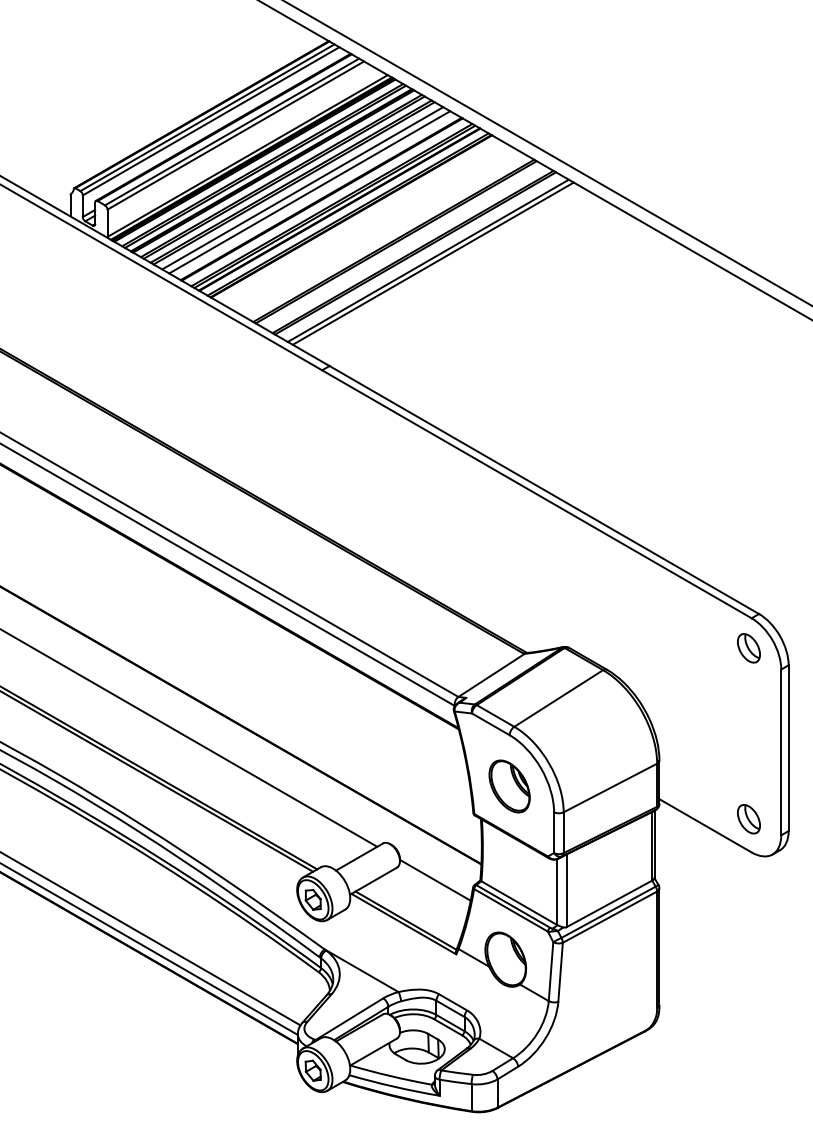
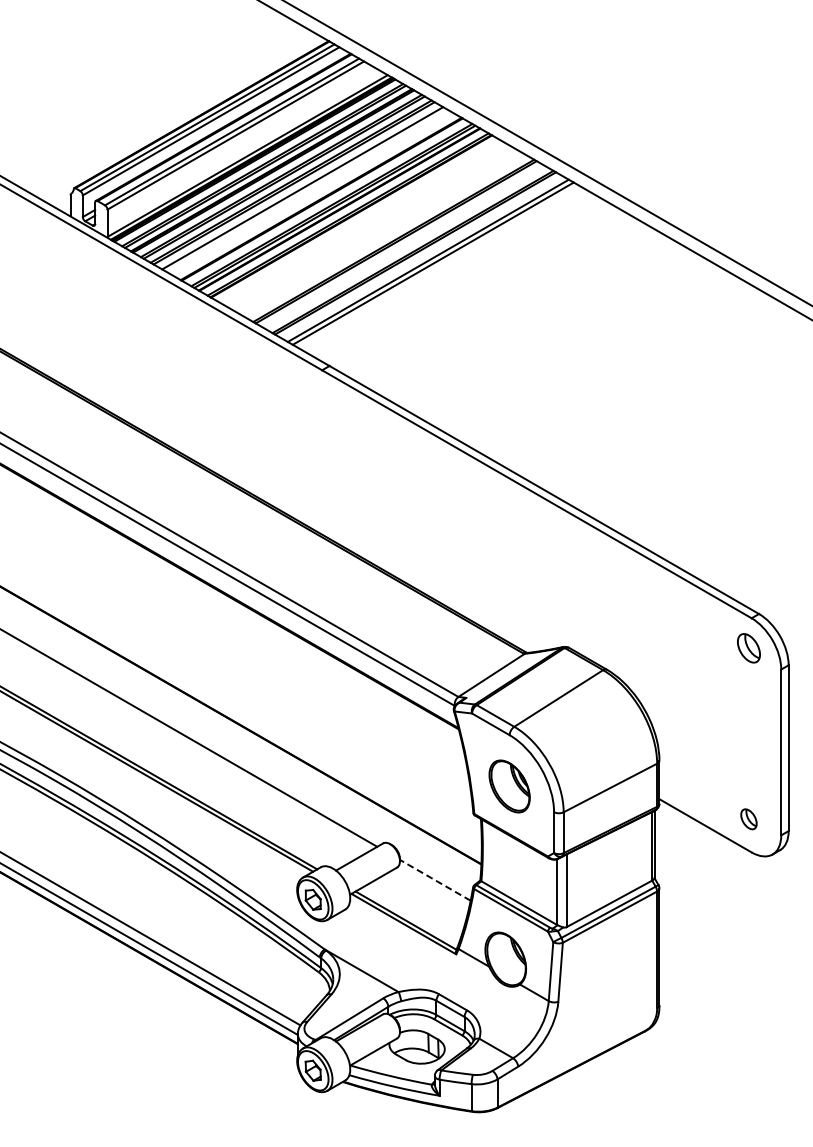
line: present -> none (309, 192)
part size: 24x31 px -> 18x23 px (748, 819)
line: solid -> dashed (435, 880)
